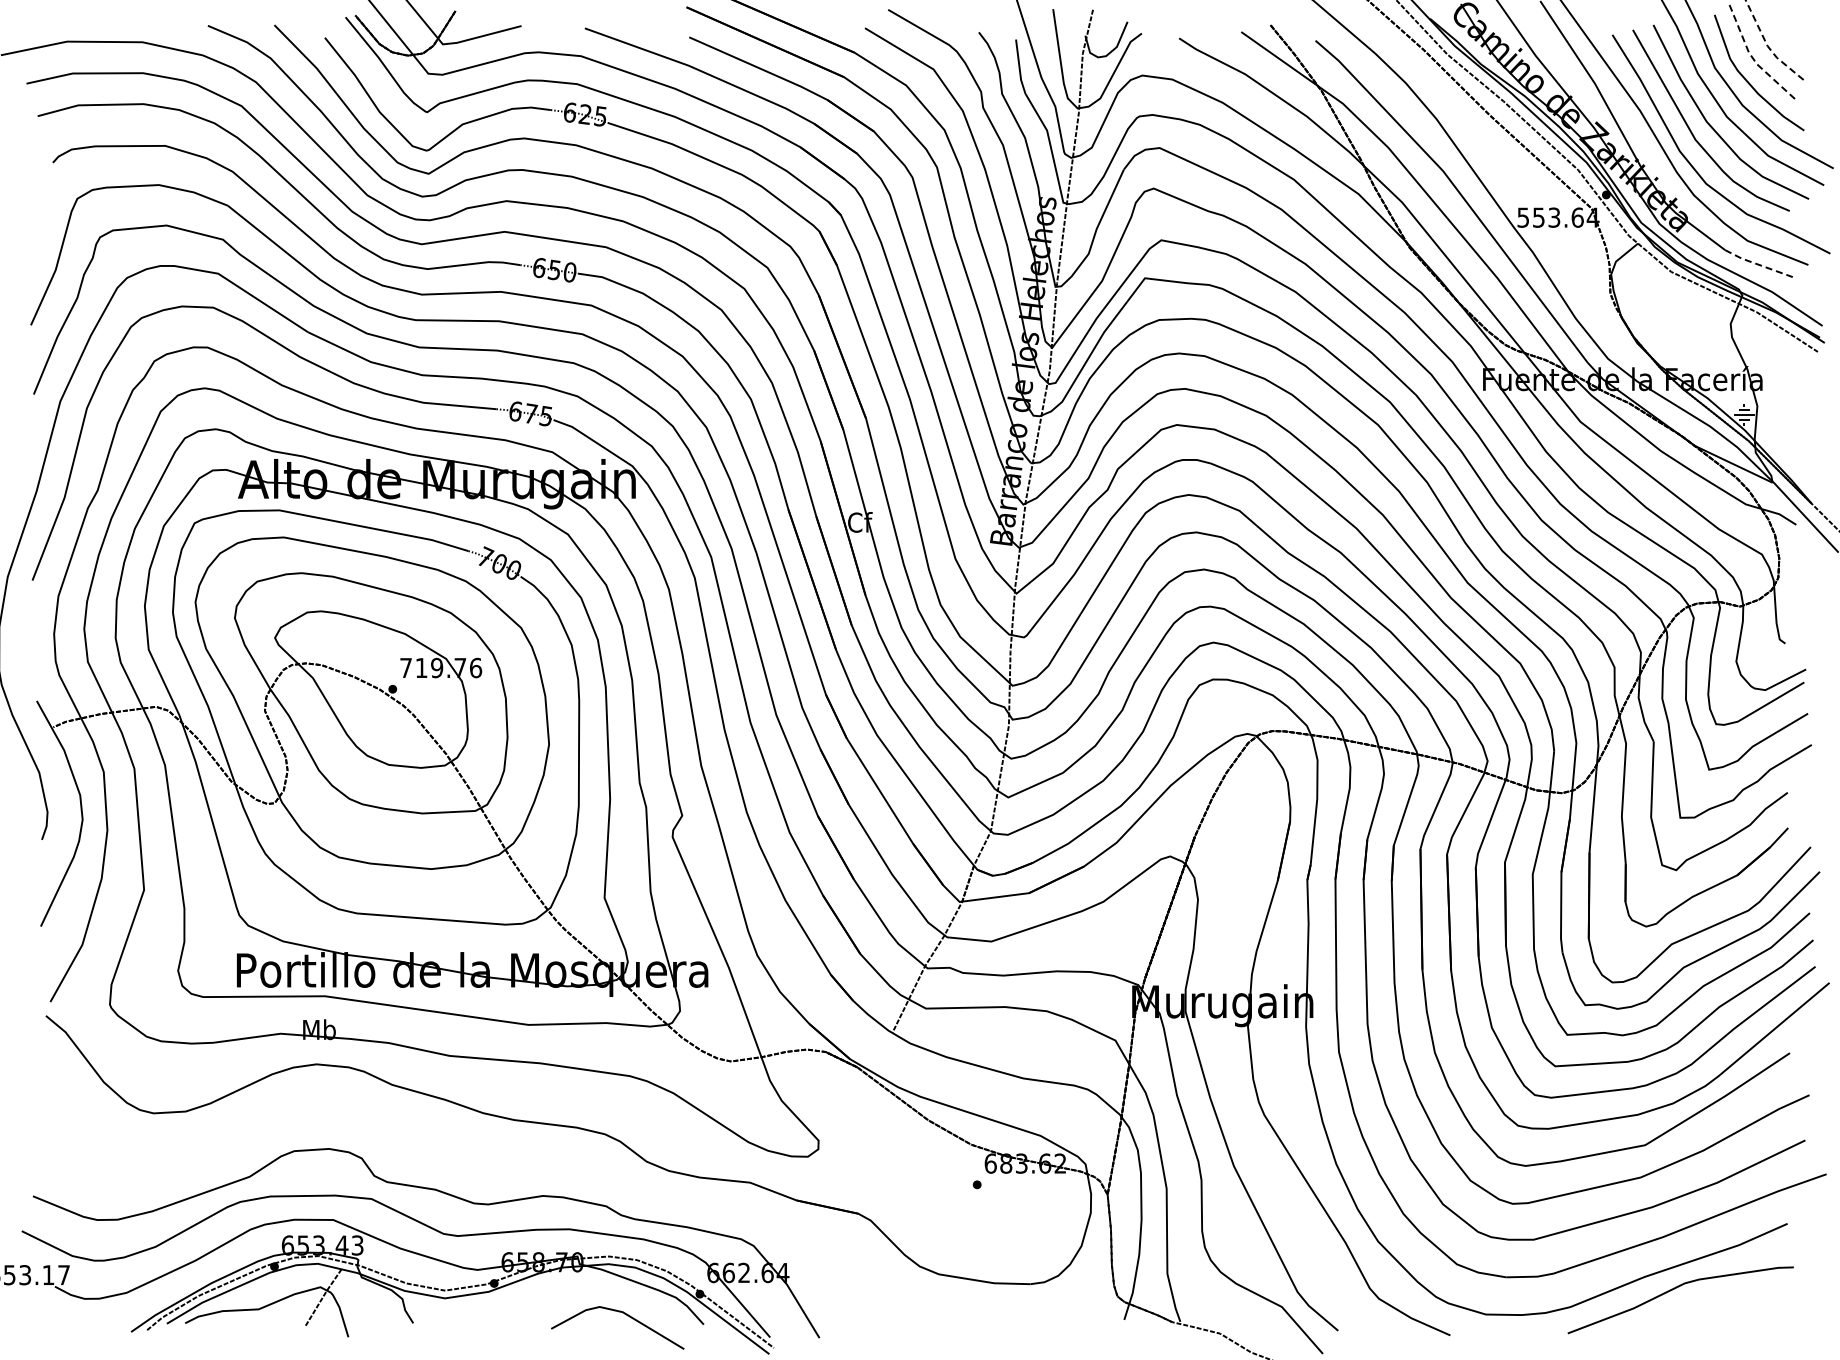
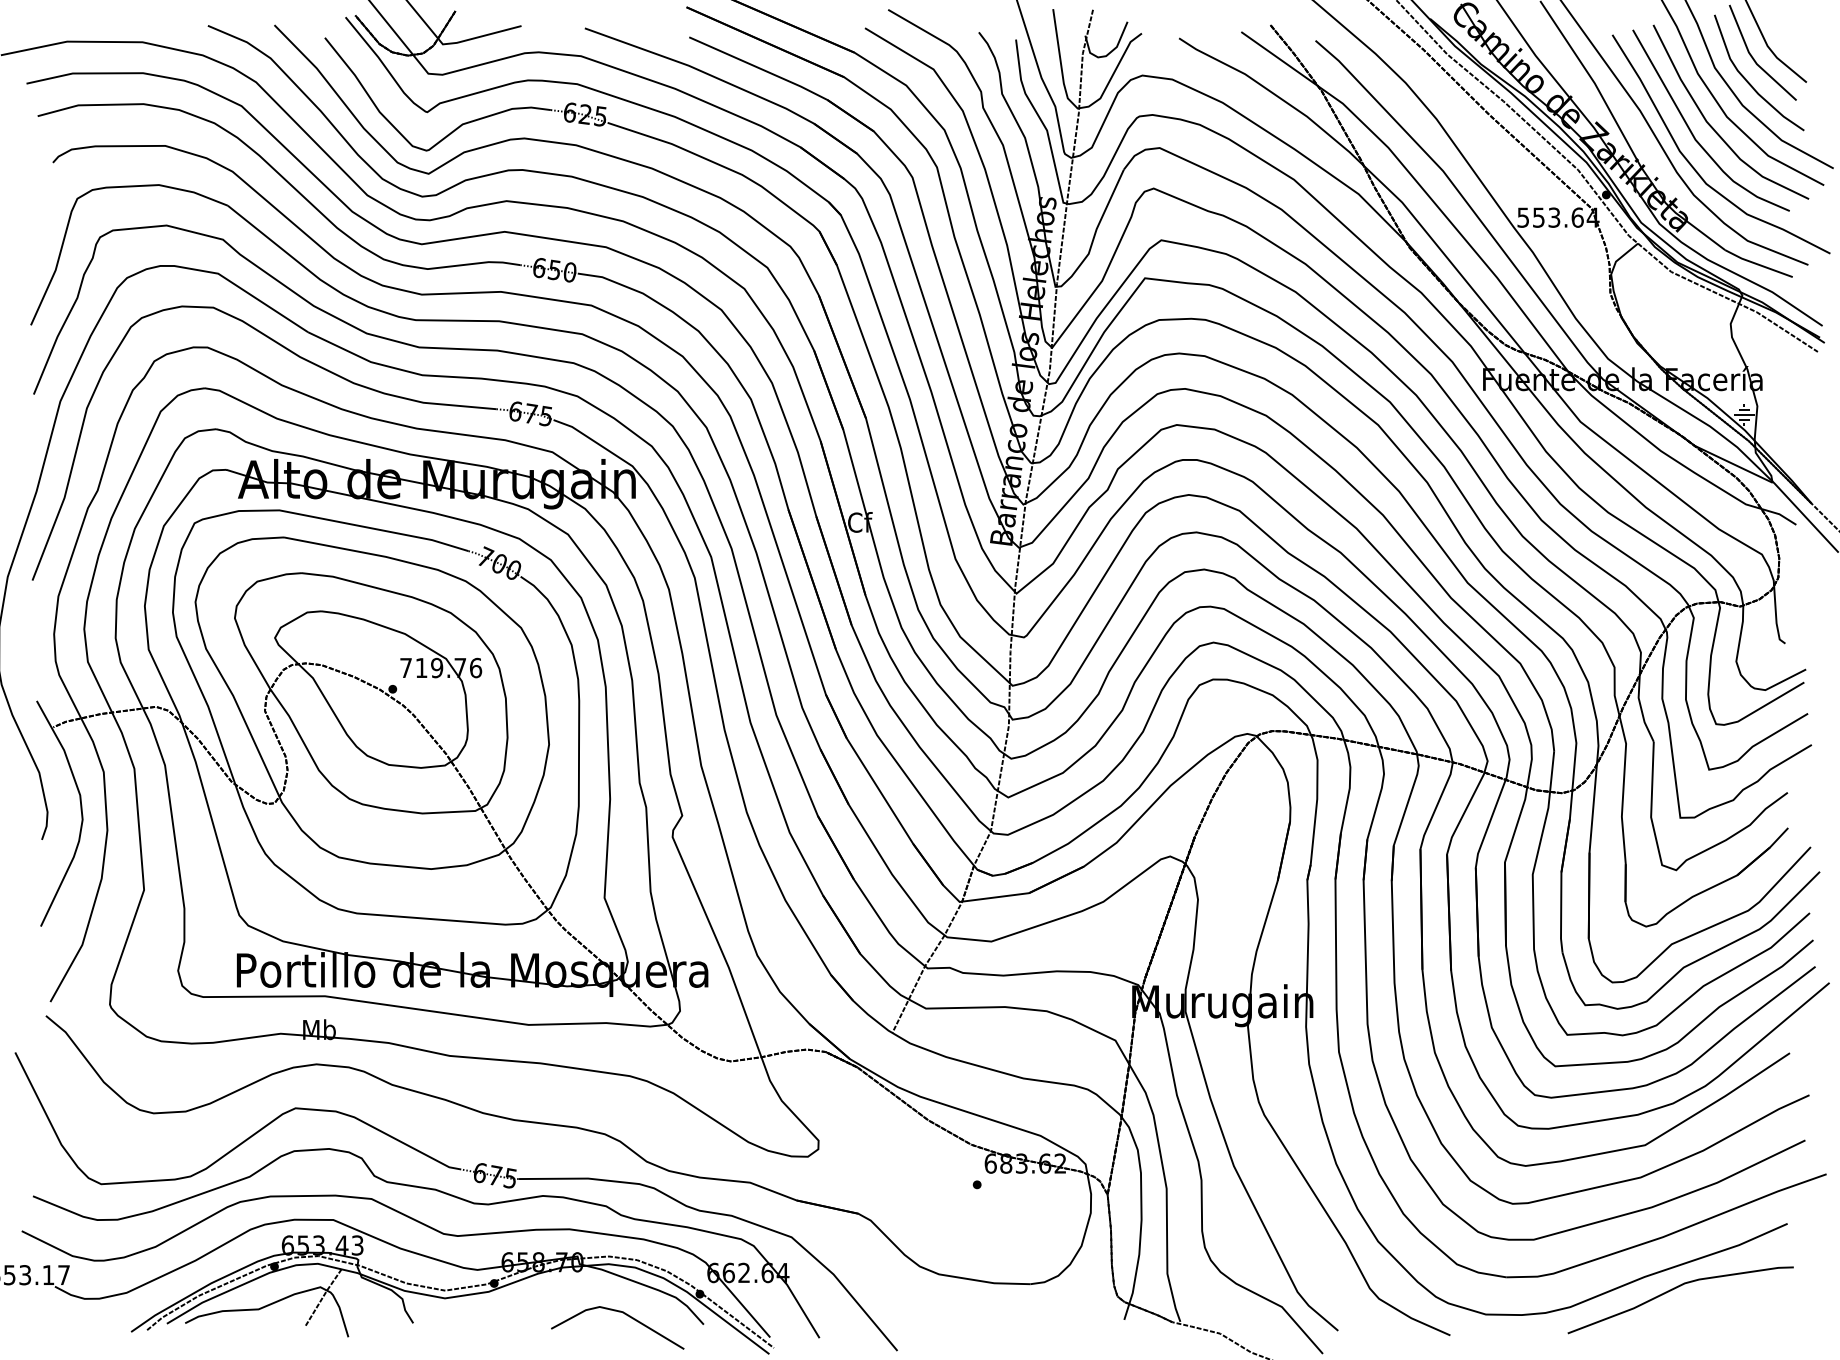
line: dashed -> solid (1768, 47)
line: dashed -> solid (1753, 59)
line: dashed -> solid (1758, 264)
part: none -> present (475, 1181)
